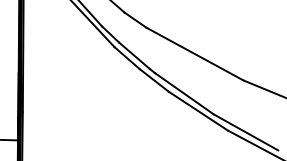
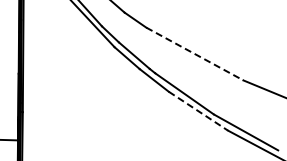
line: solid -> dashed (195, 54)
line: solid -> dashed (198, 111)
